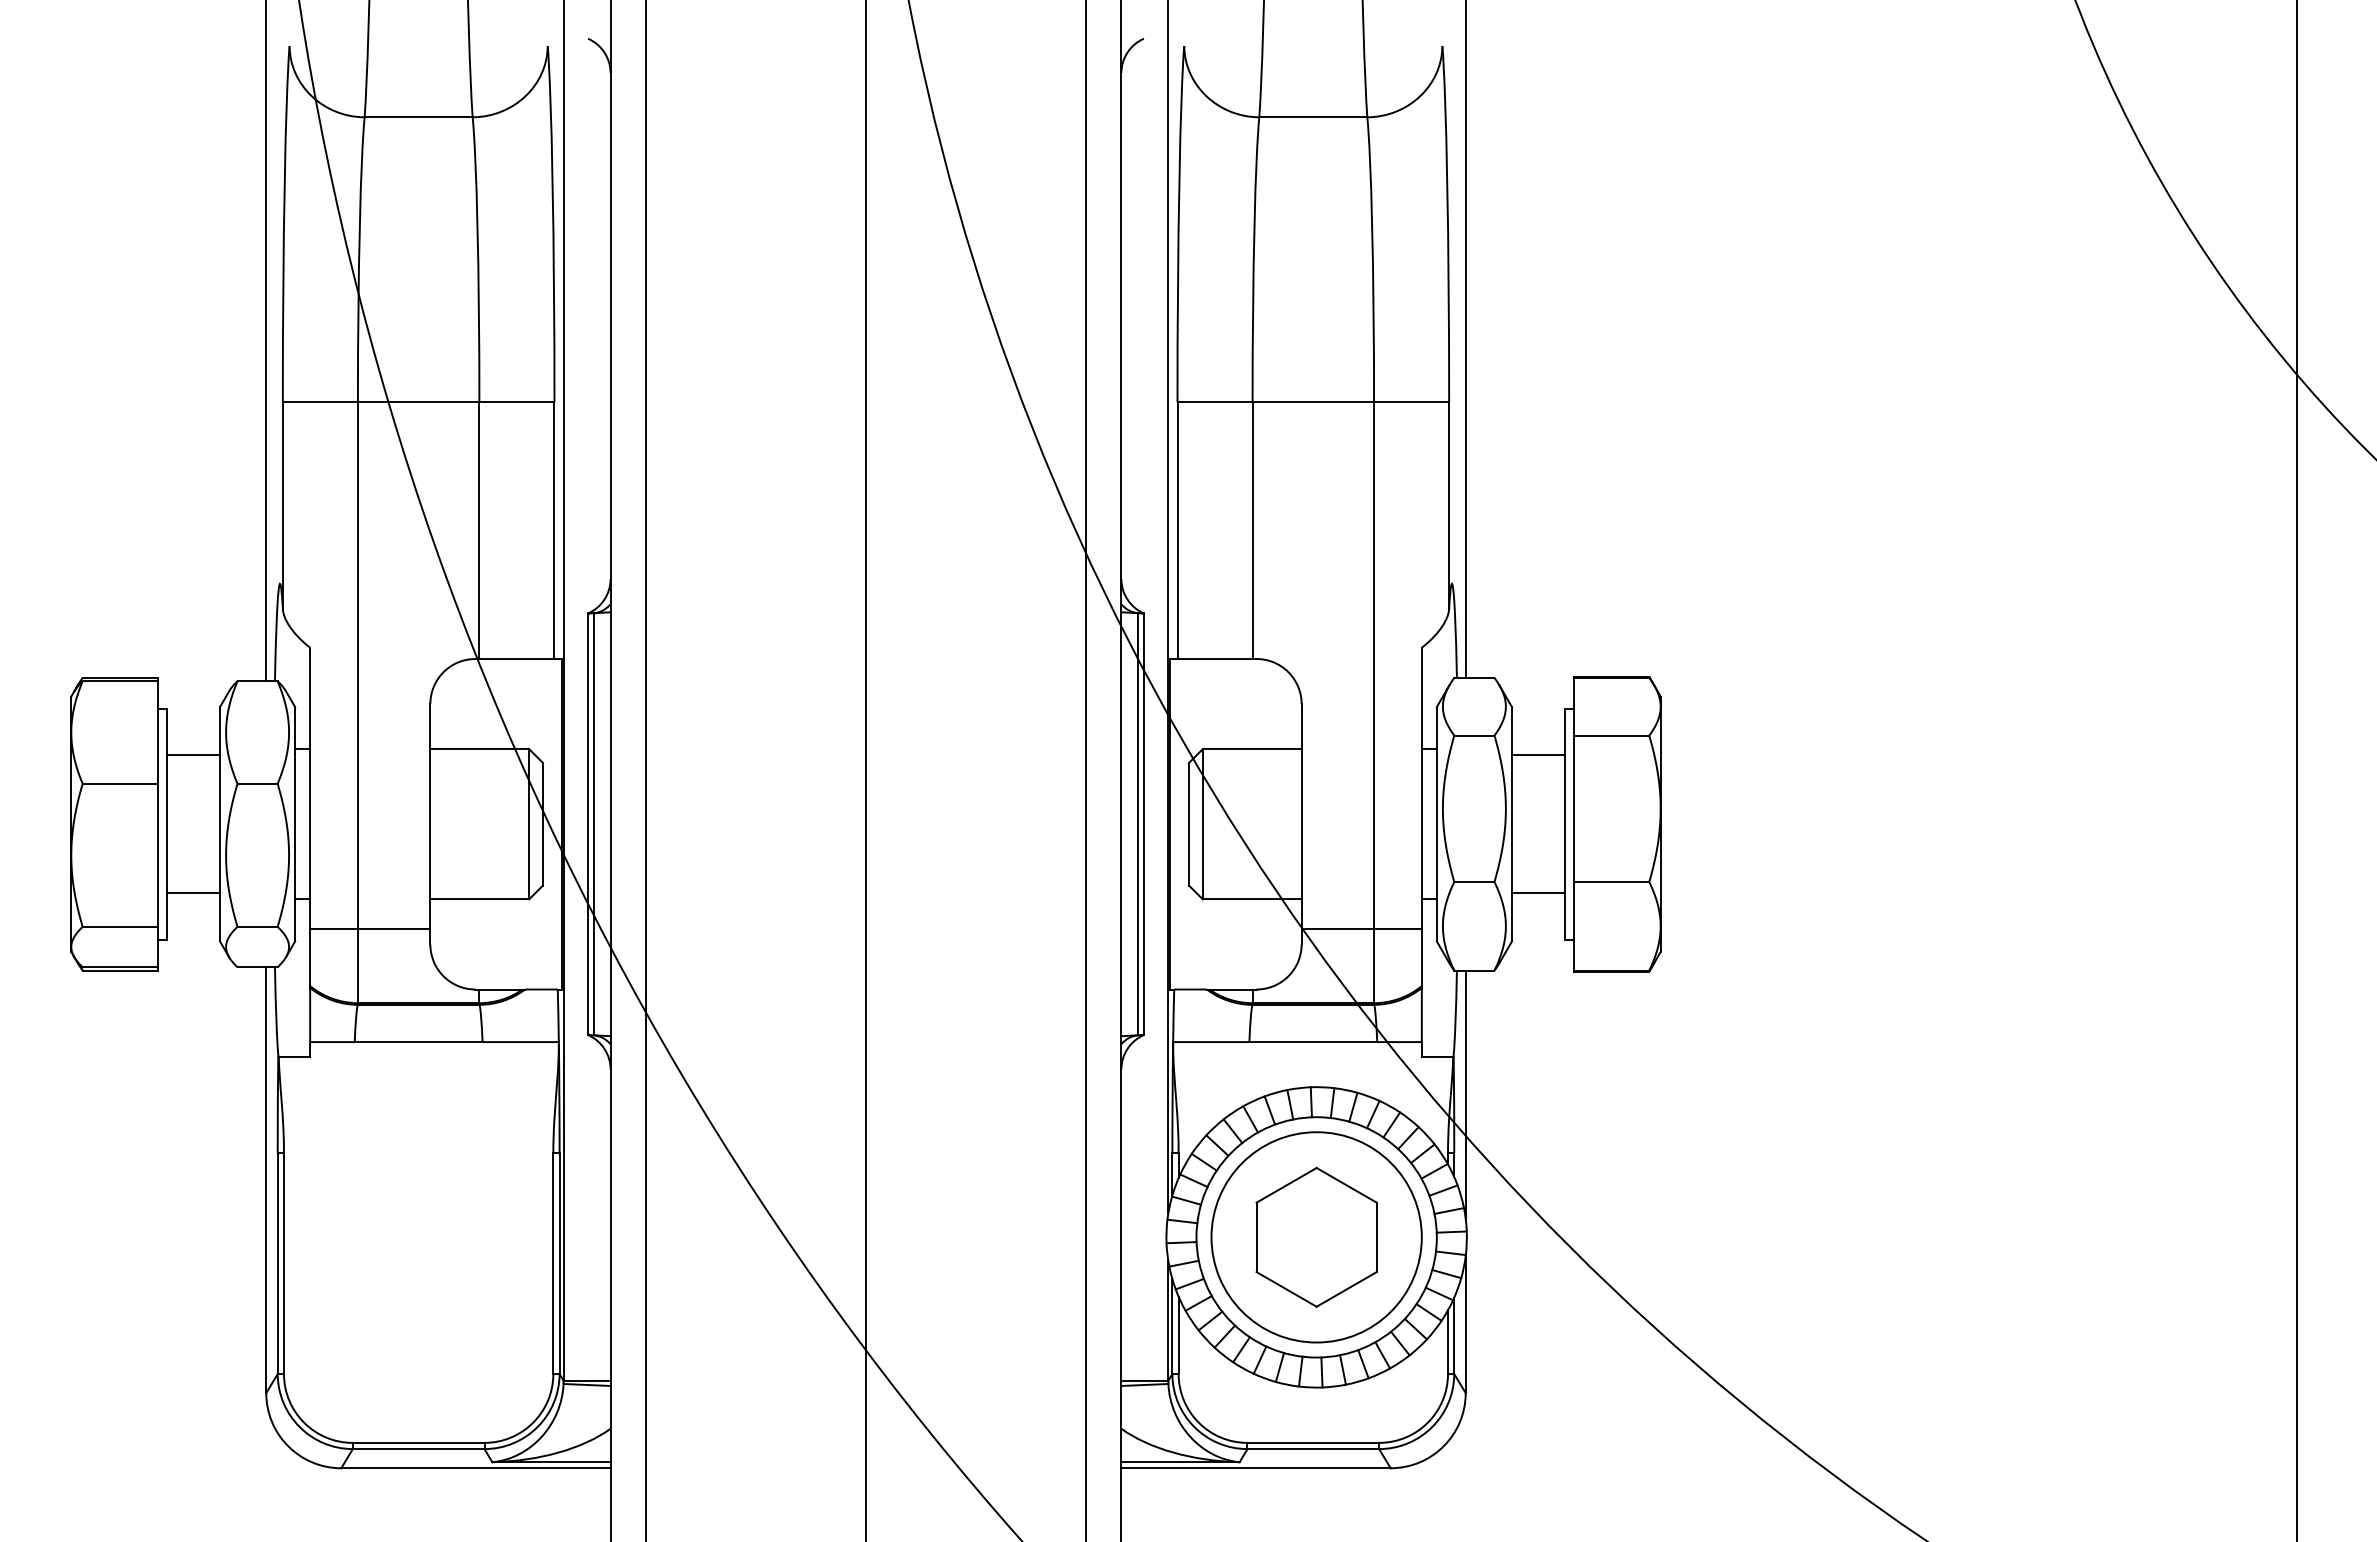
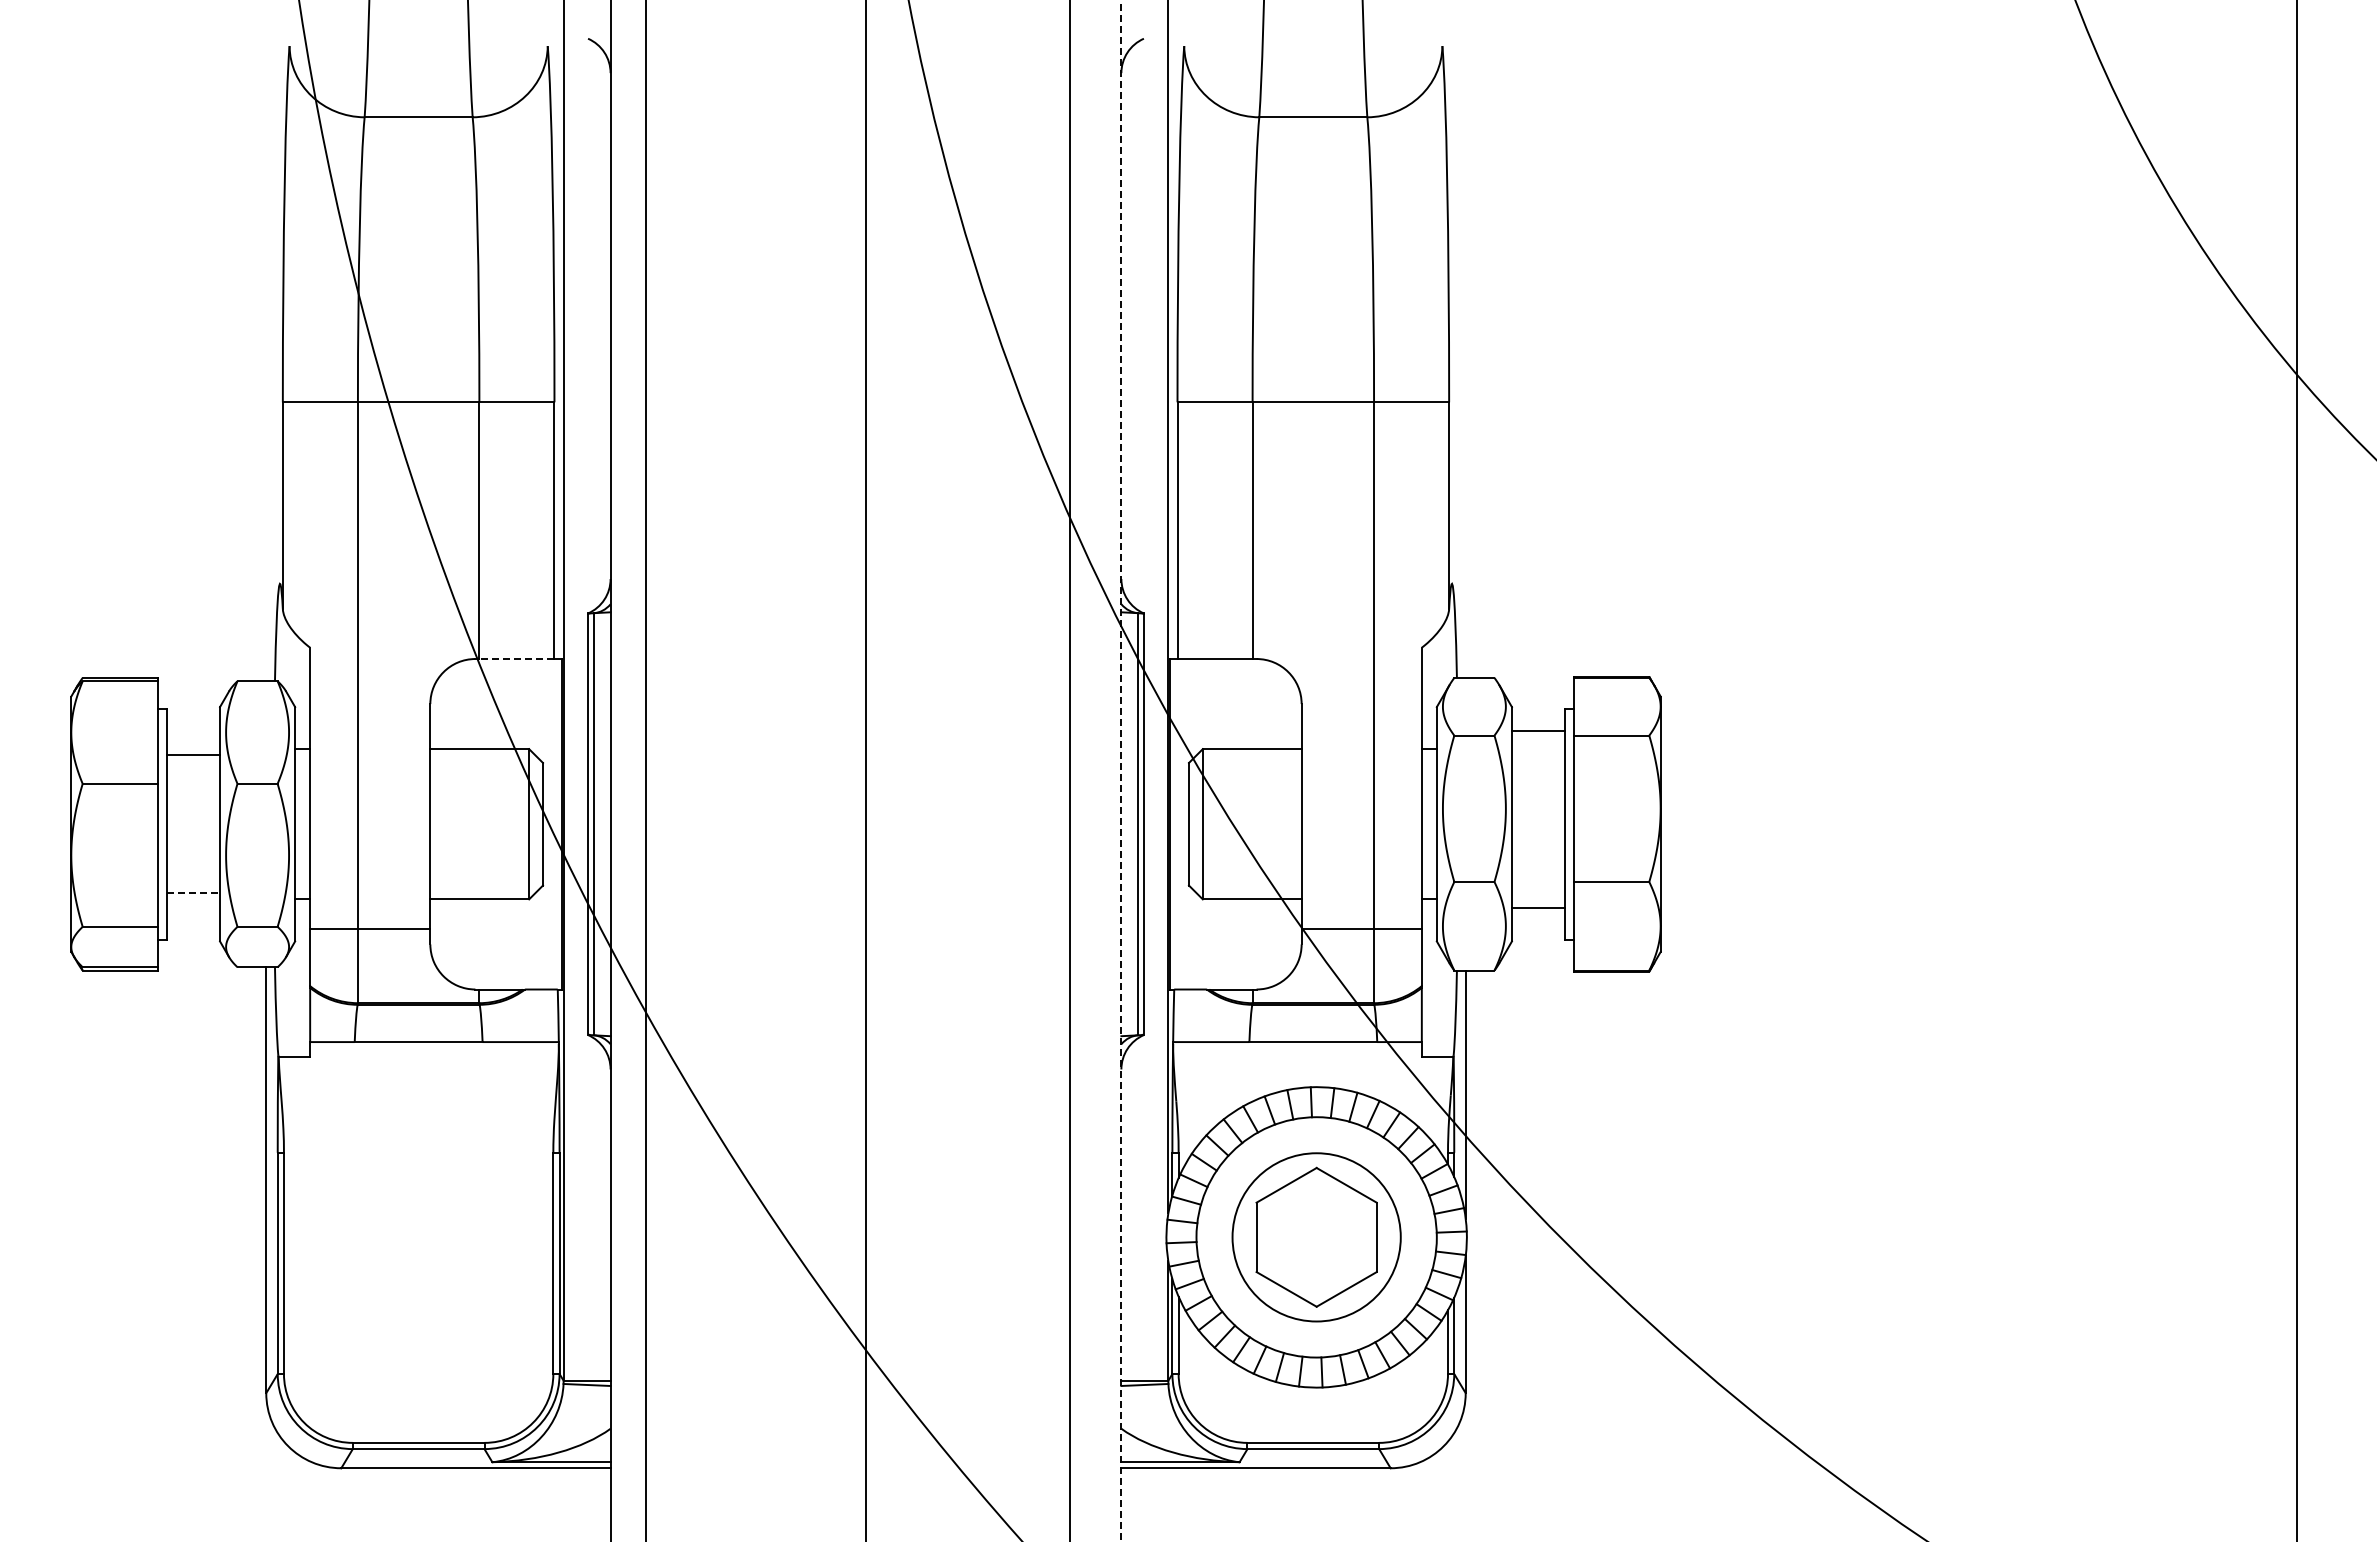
line: present -> none (1465, 339)
line: present -> none (266, 341)
line: solid -> dashed (516, 659)
line position: (1537, 755) -> (1537, 731) (1537, 731)
line position: (1085, 770) -> (1069, 770) (1069, 770)
line: solid -> dashed (1121, 770)
line: solid -> dashed (194, 893)
line position: (1537, 893) -> (1537, 908) (1537, 908)
circle diameter: 210 px -> 168 px (1316, 1237)
